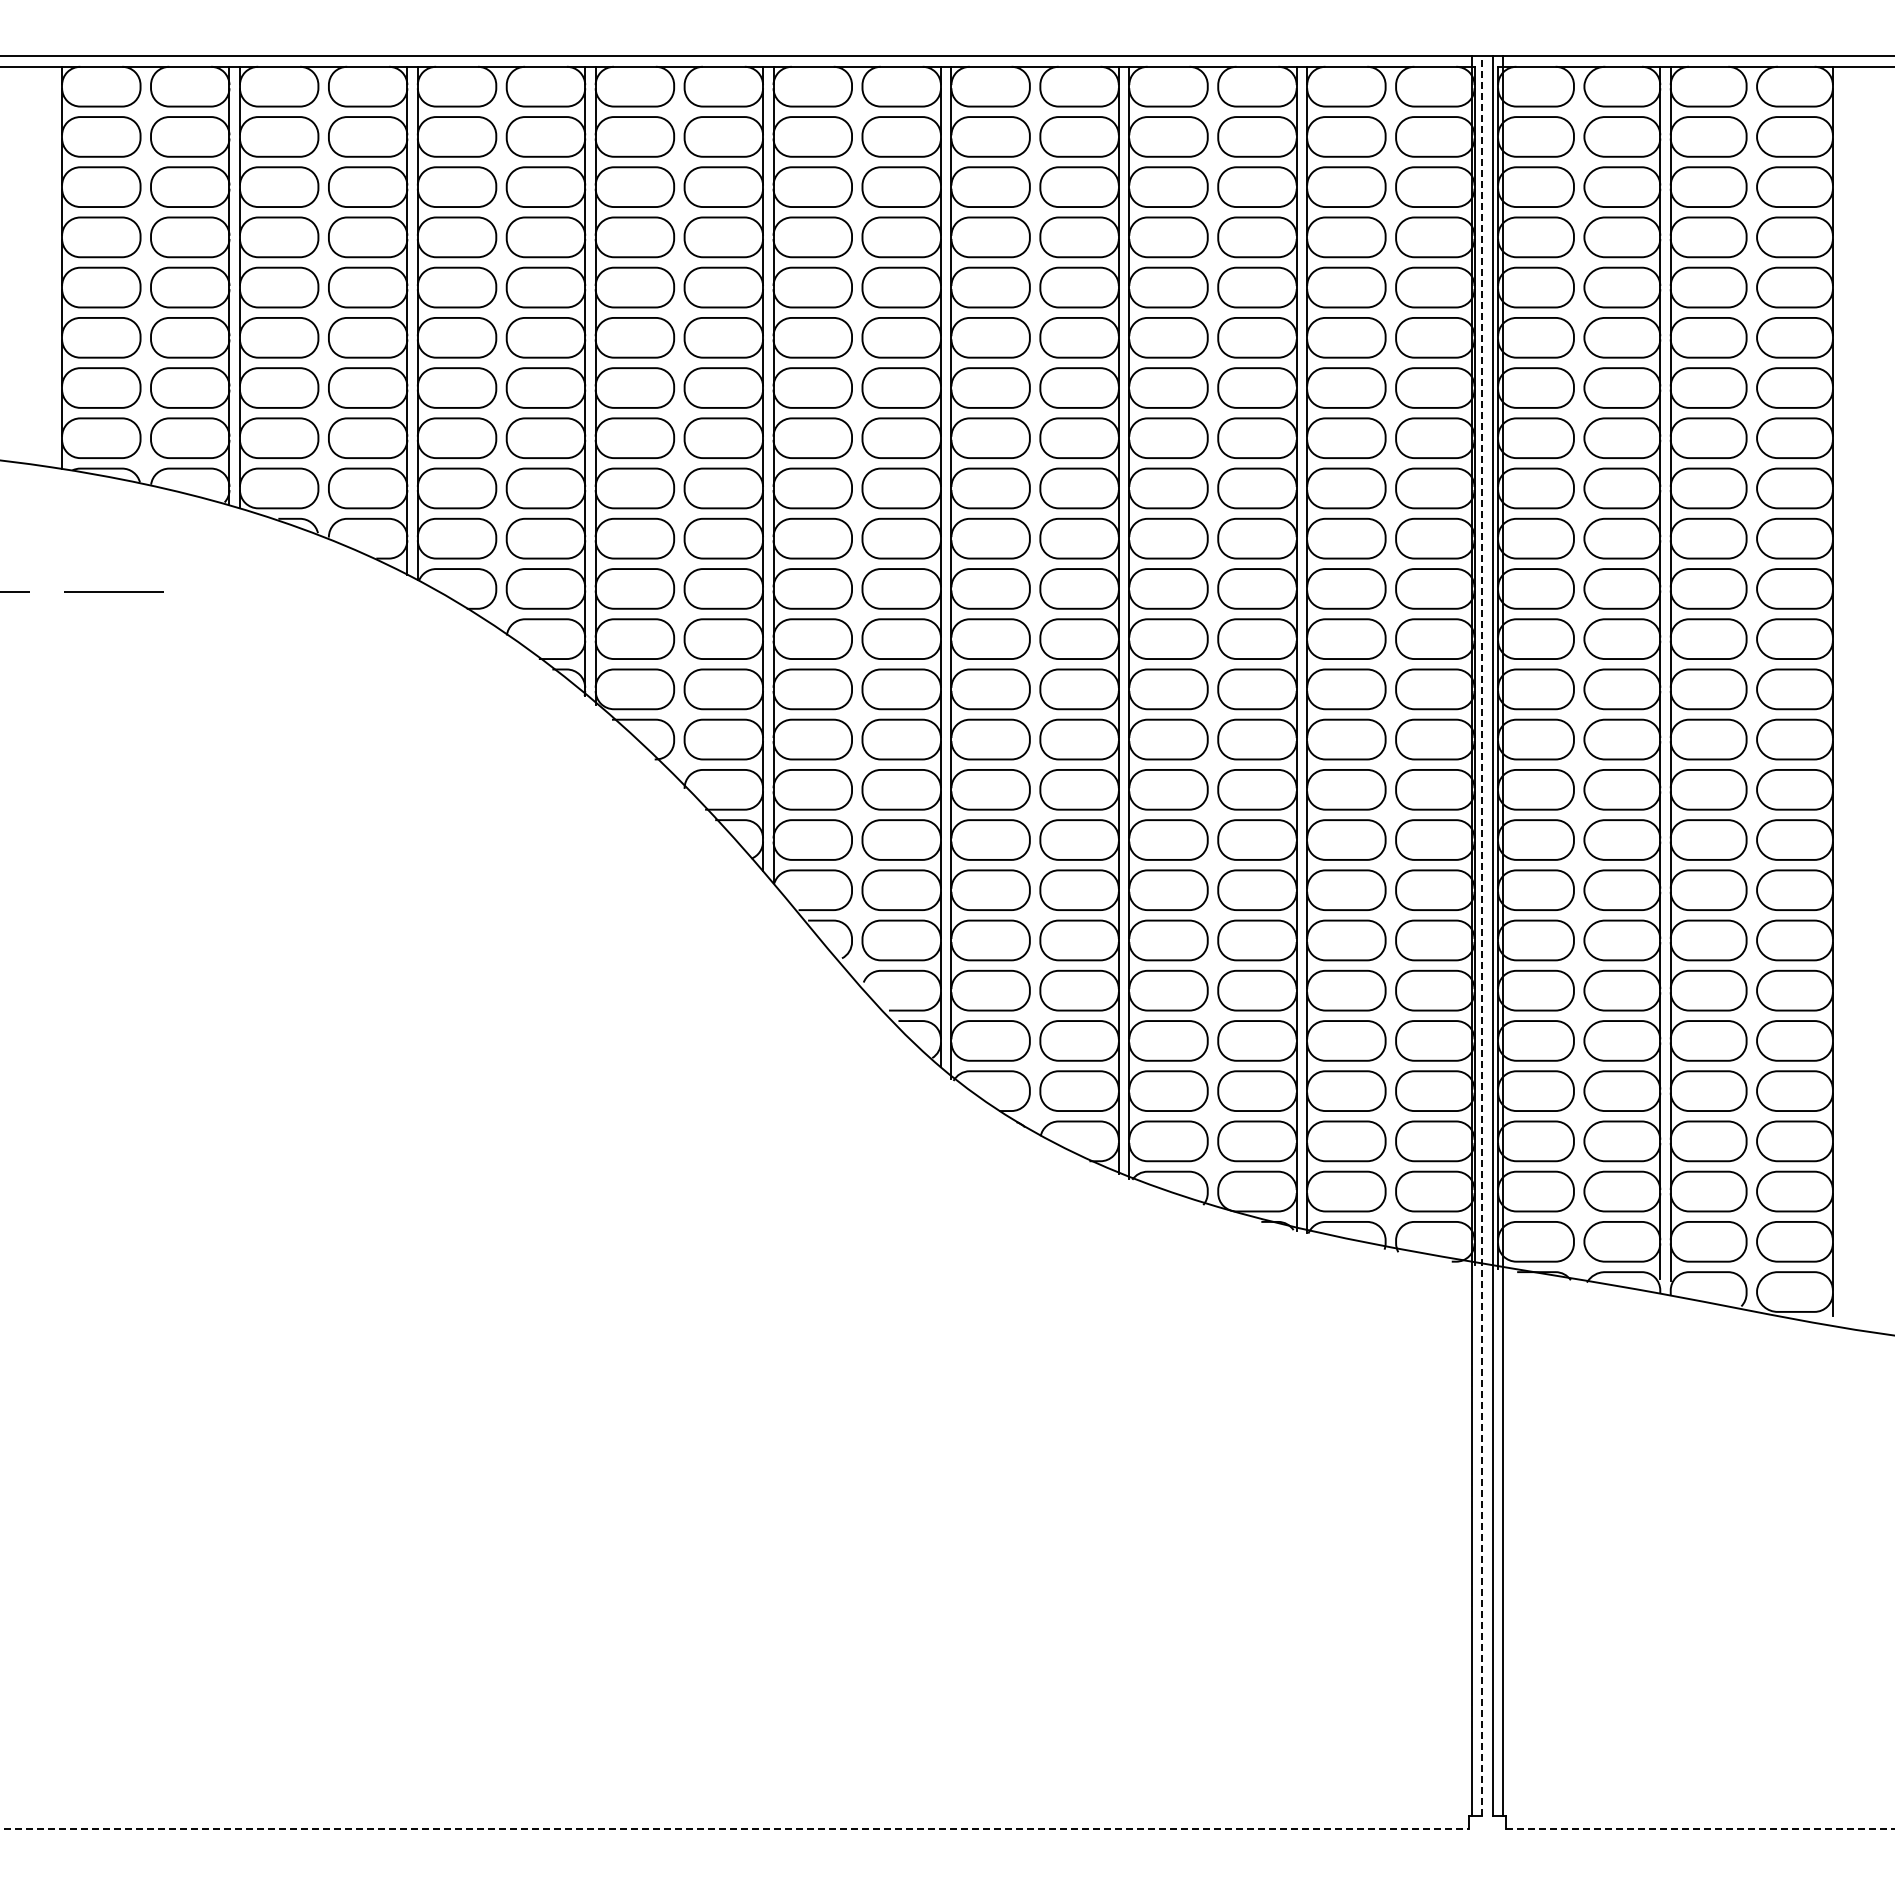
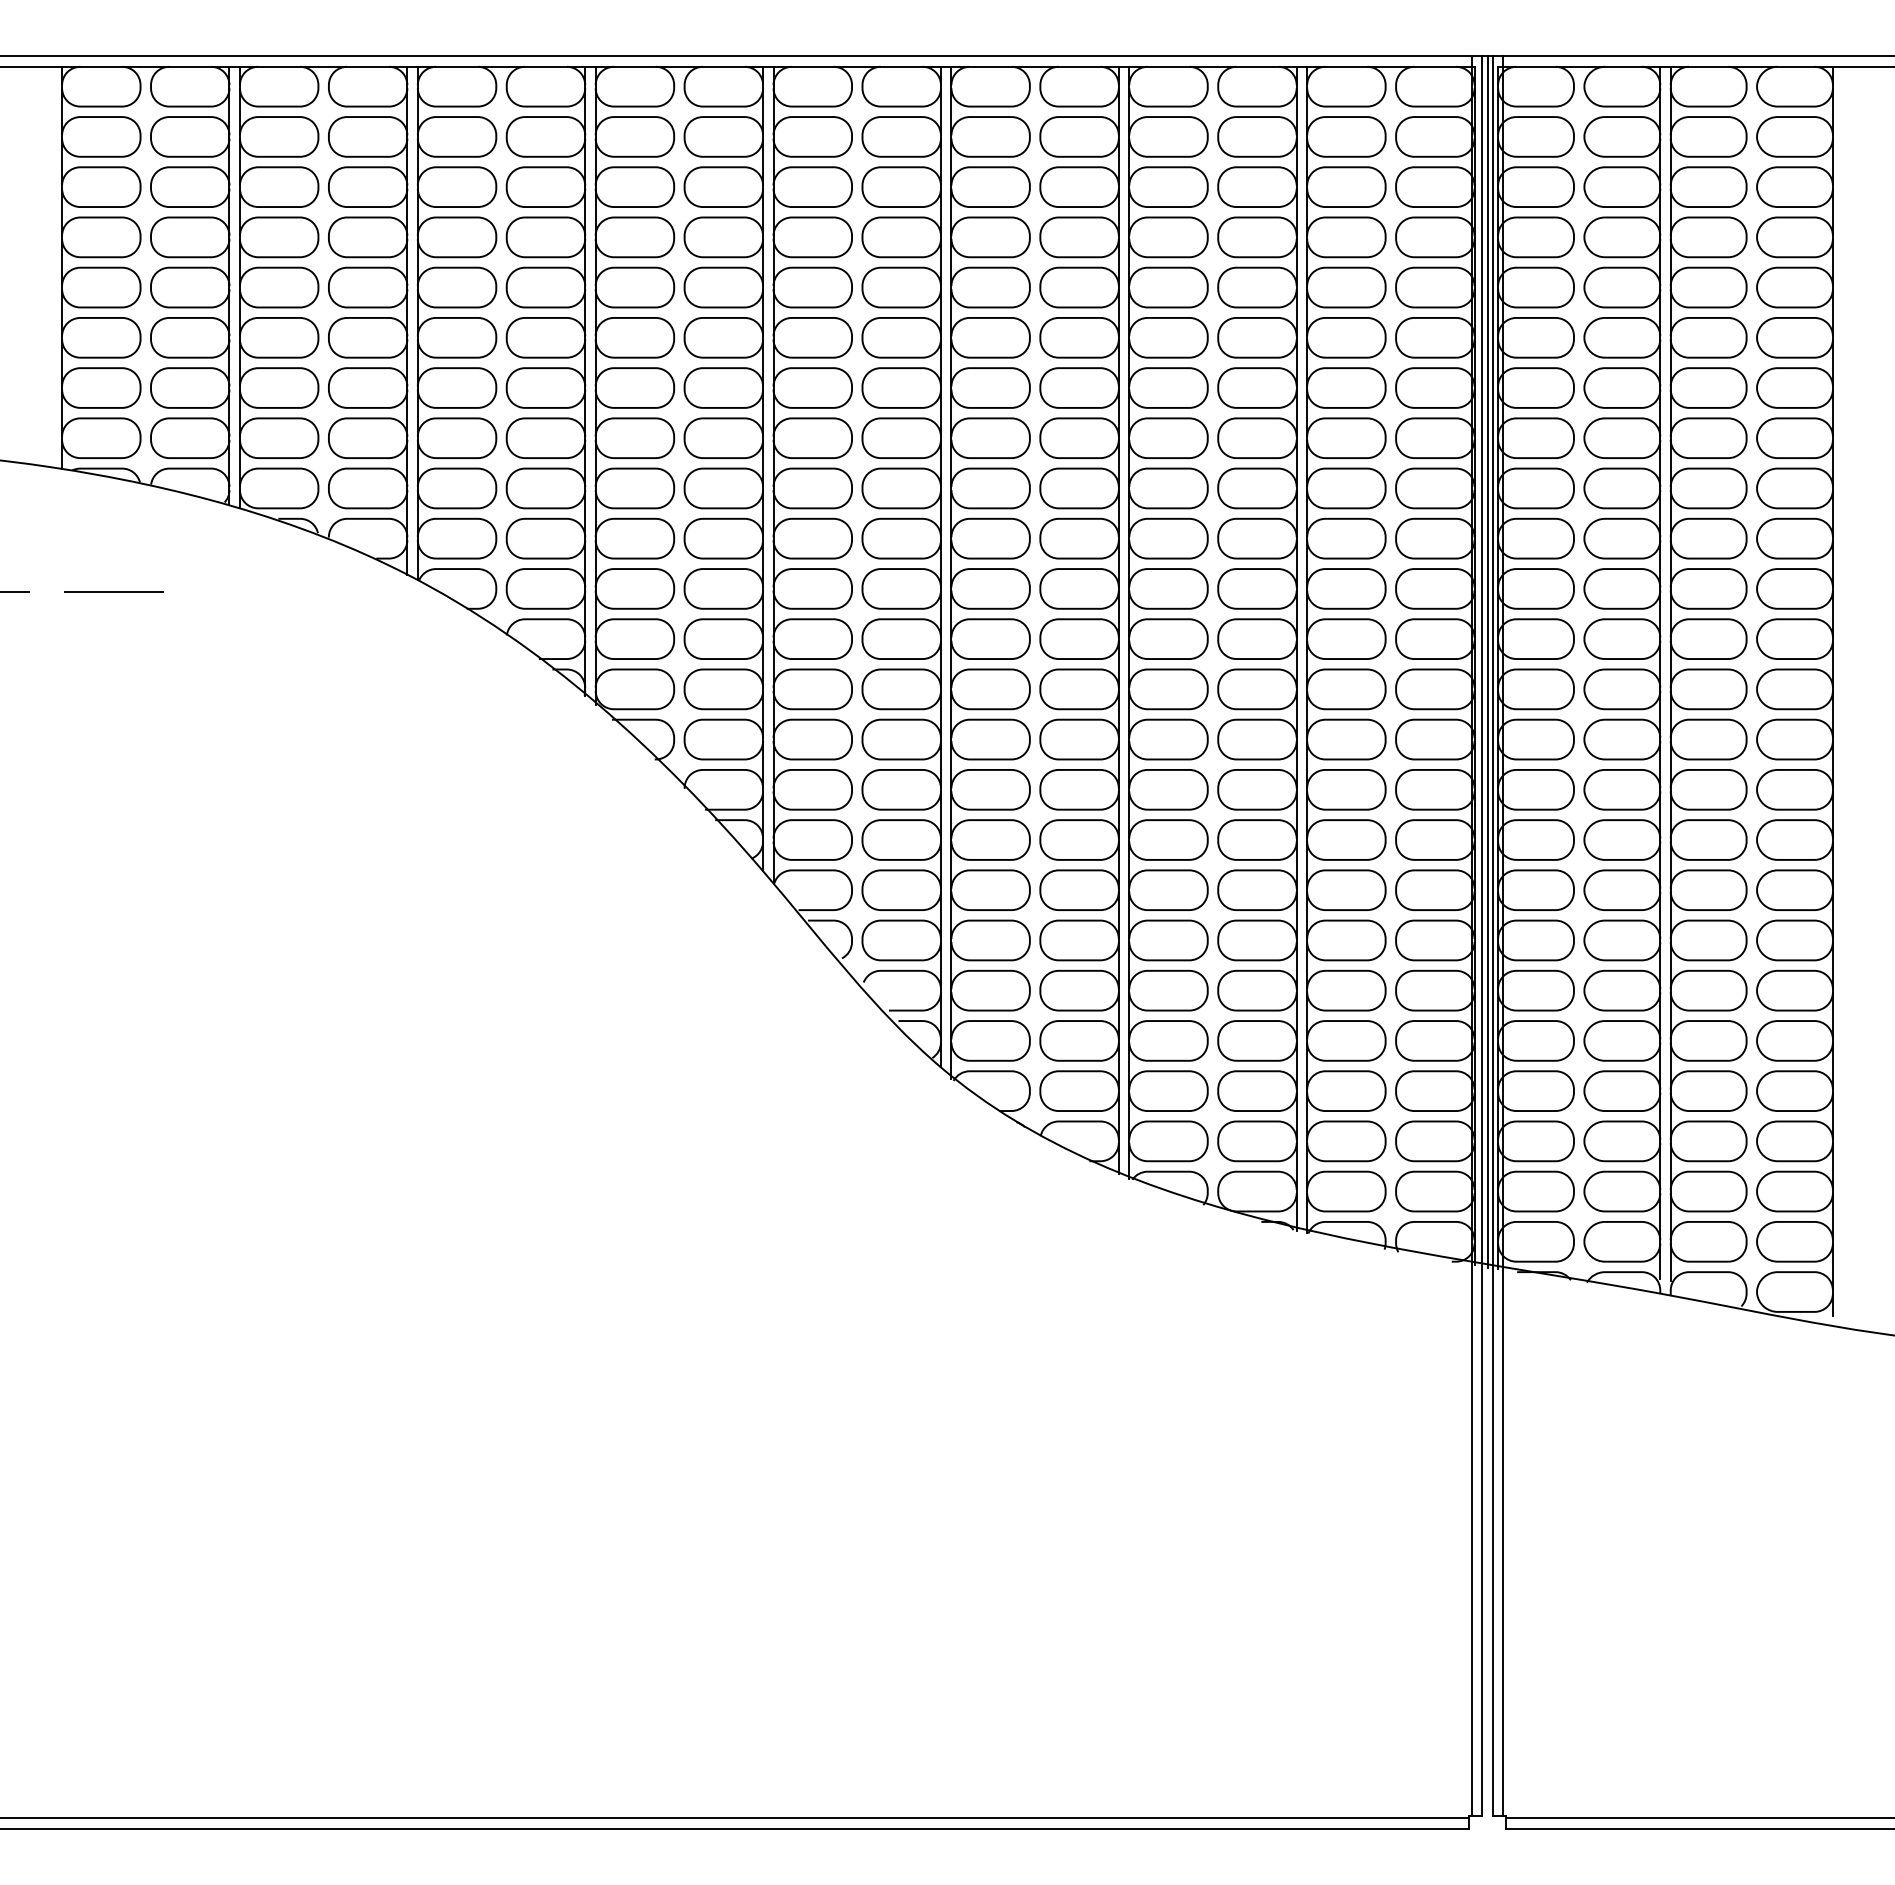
line: none -> present (1487, 661)
line: dashed -> solid (1482, 935)
line: none -> present (735, 1818)
line: none -> present (1698, 1818)
line: dashed -> solid (735, 1828)
line: dashed -> solid (1700, 1828)
